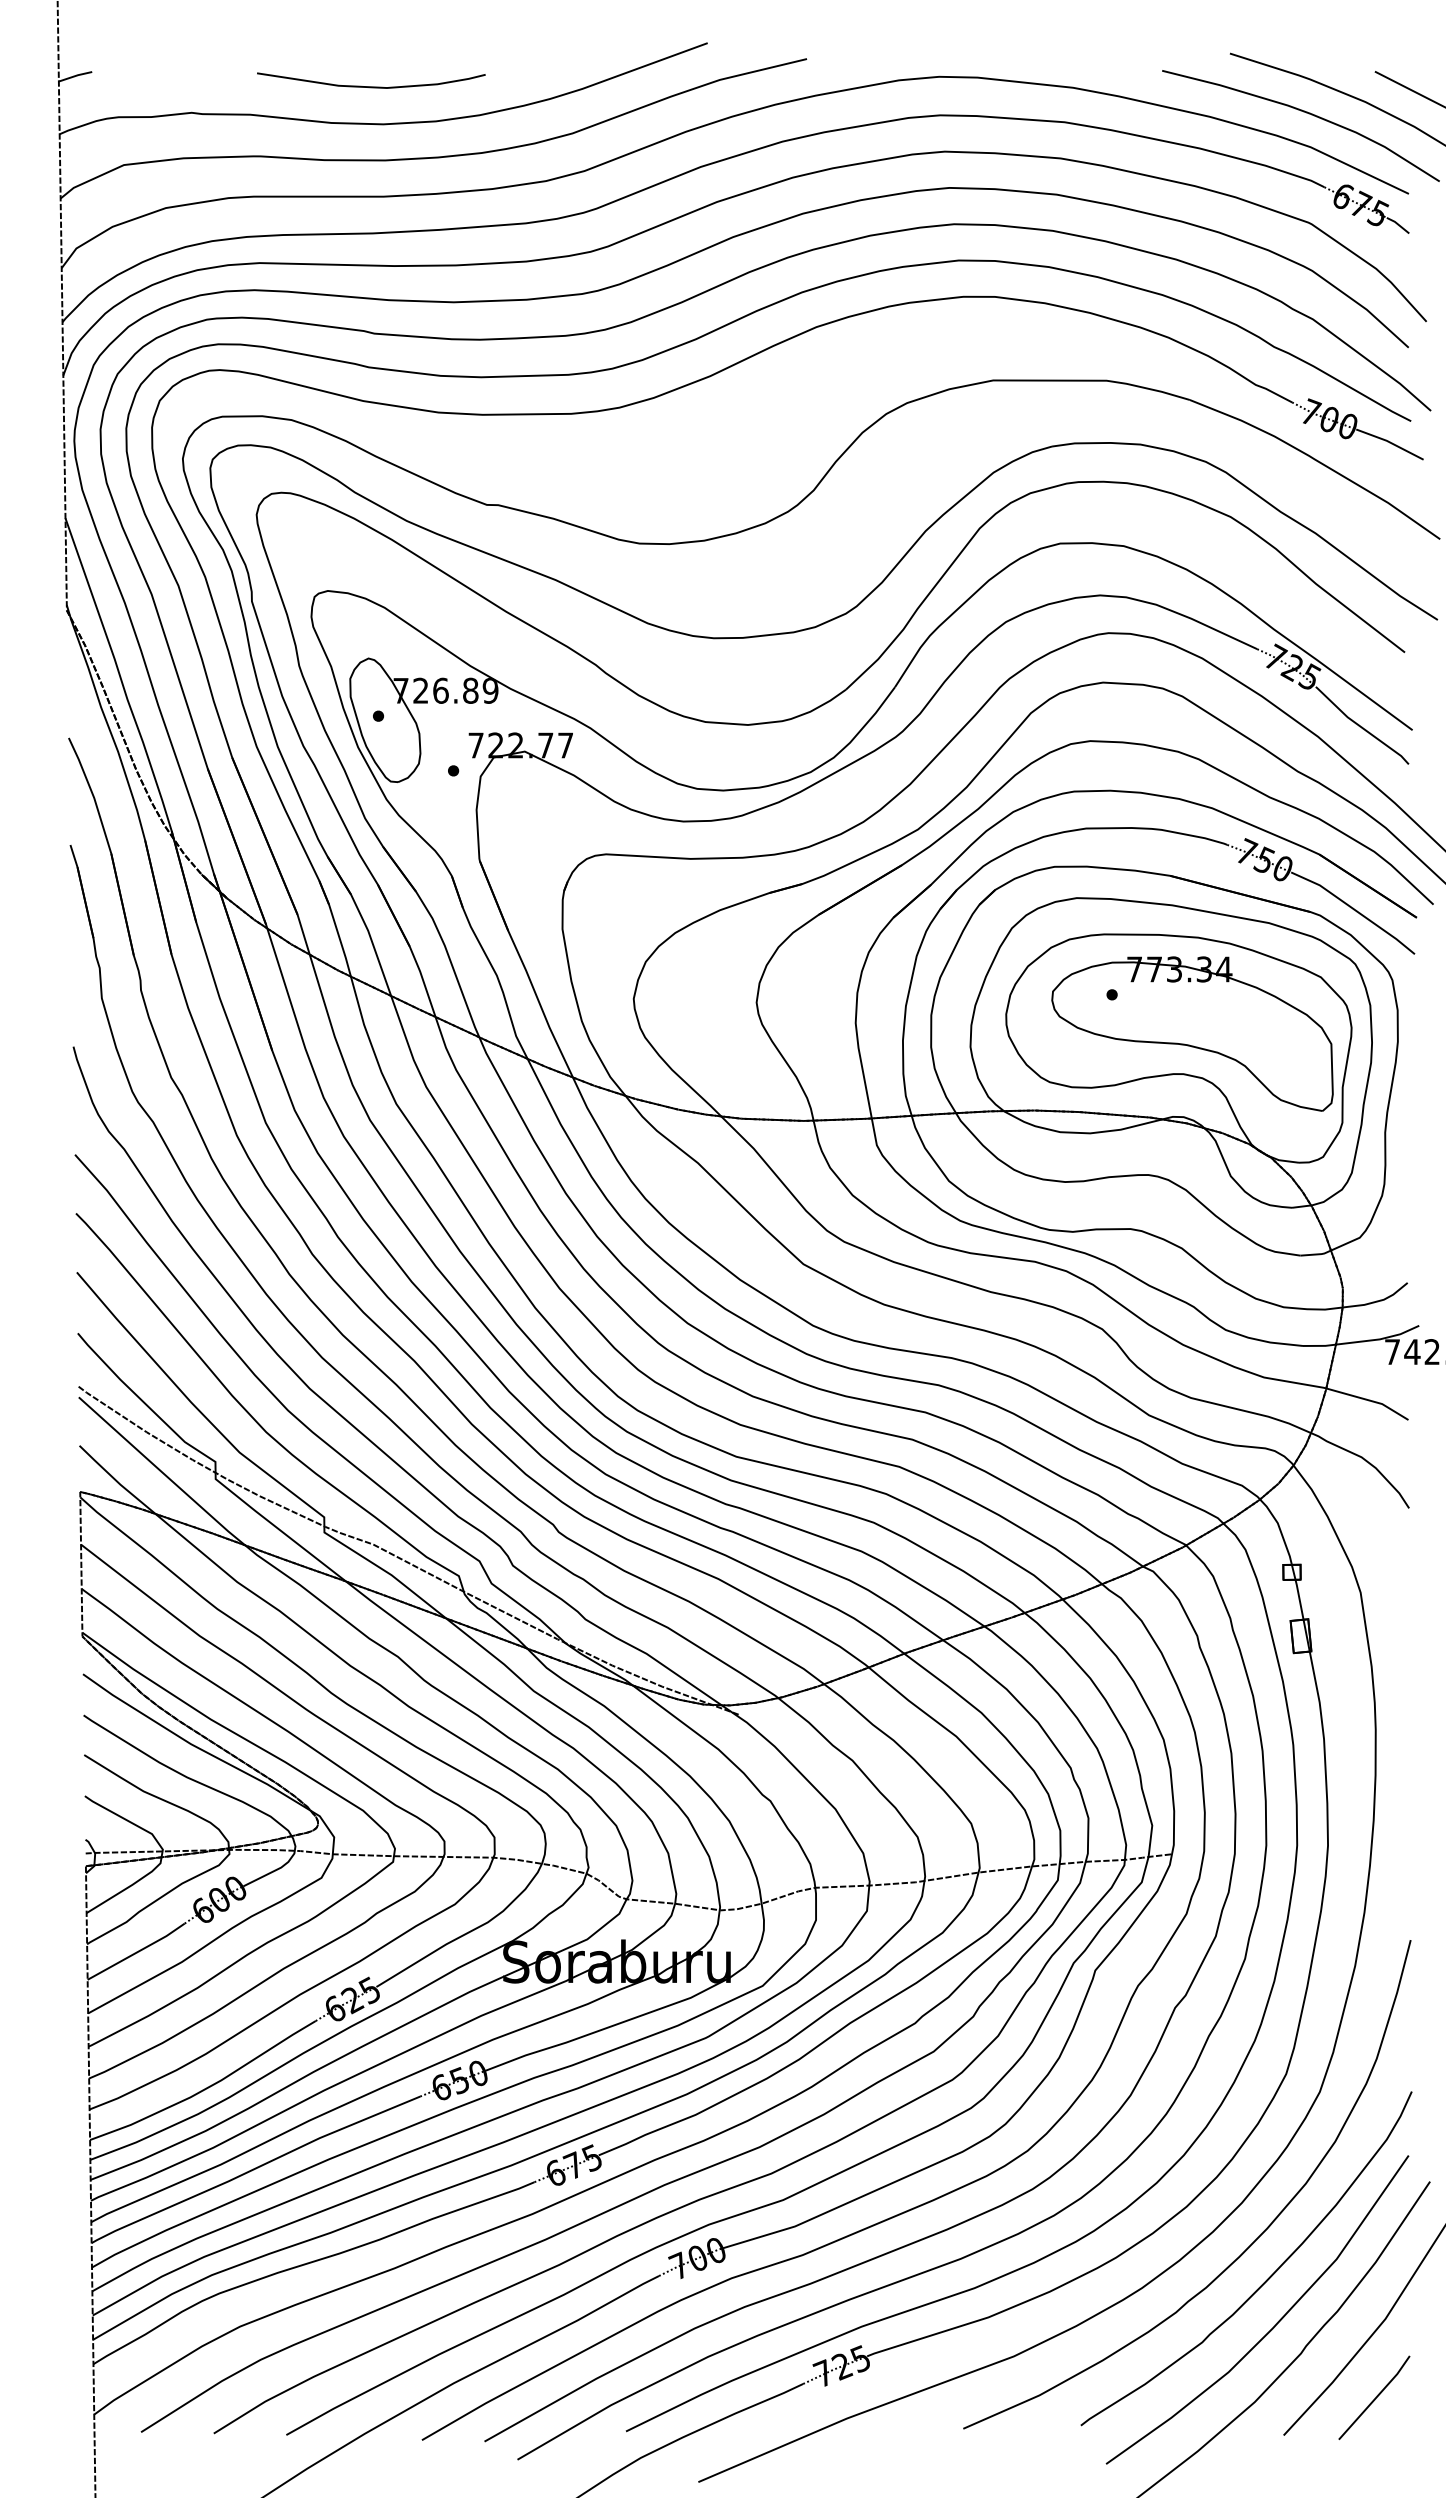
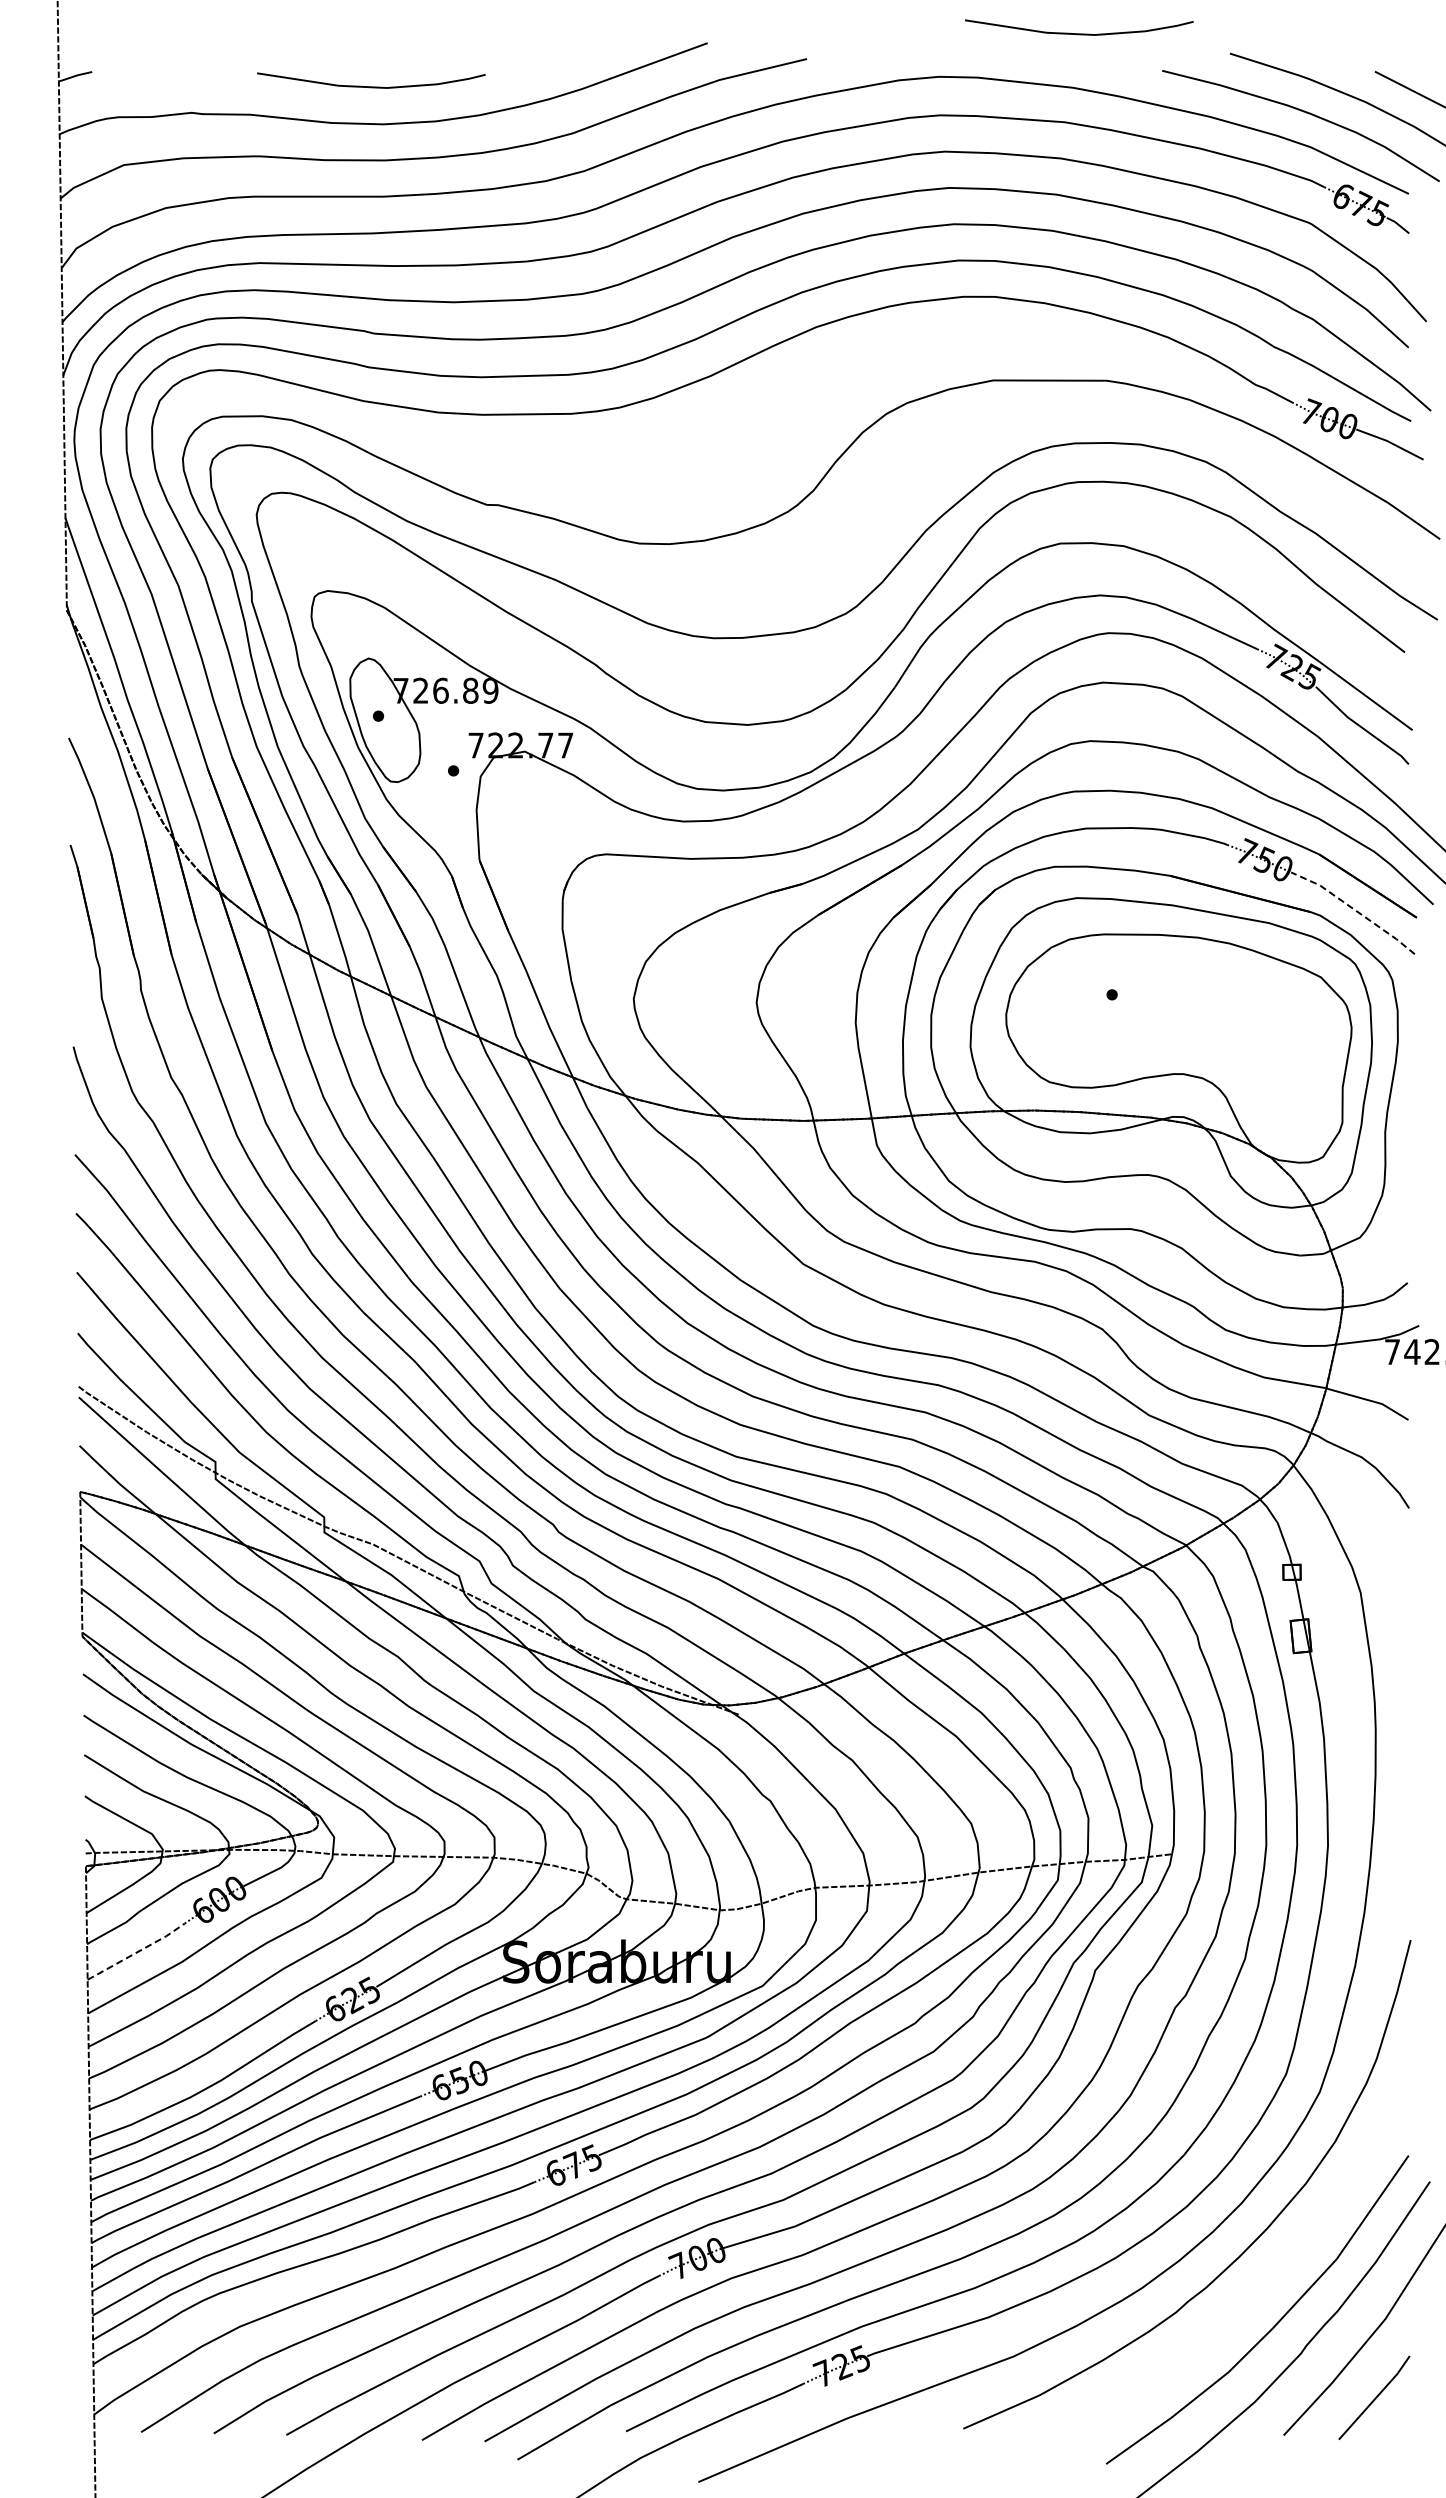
curve: none -> present (1079, 33)
line: solid -> dashed (1354, 909)
part: present -> none (1192, 1033)
line: solid -> dashed (137, 1951)
curve: present -> none (1267, 2278)
